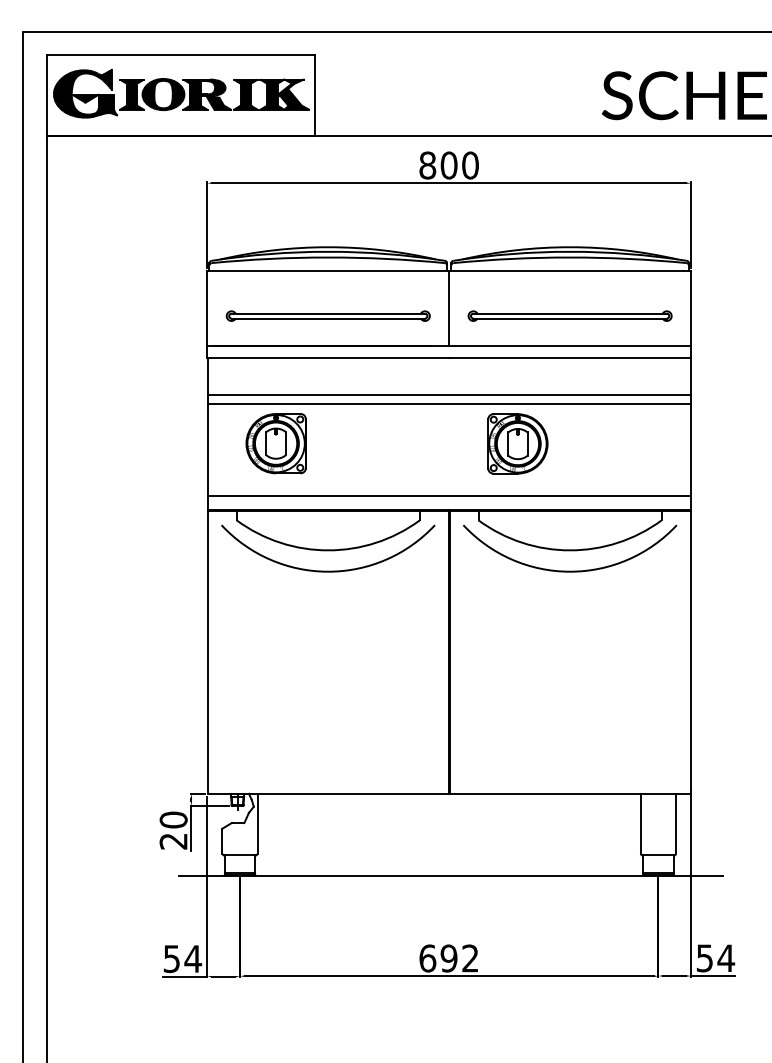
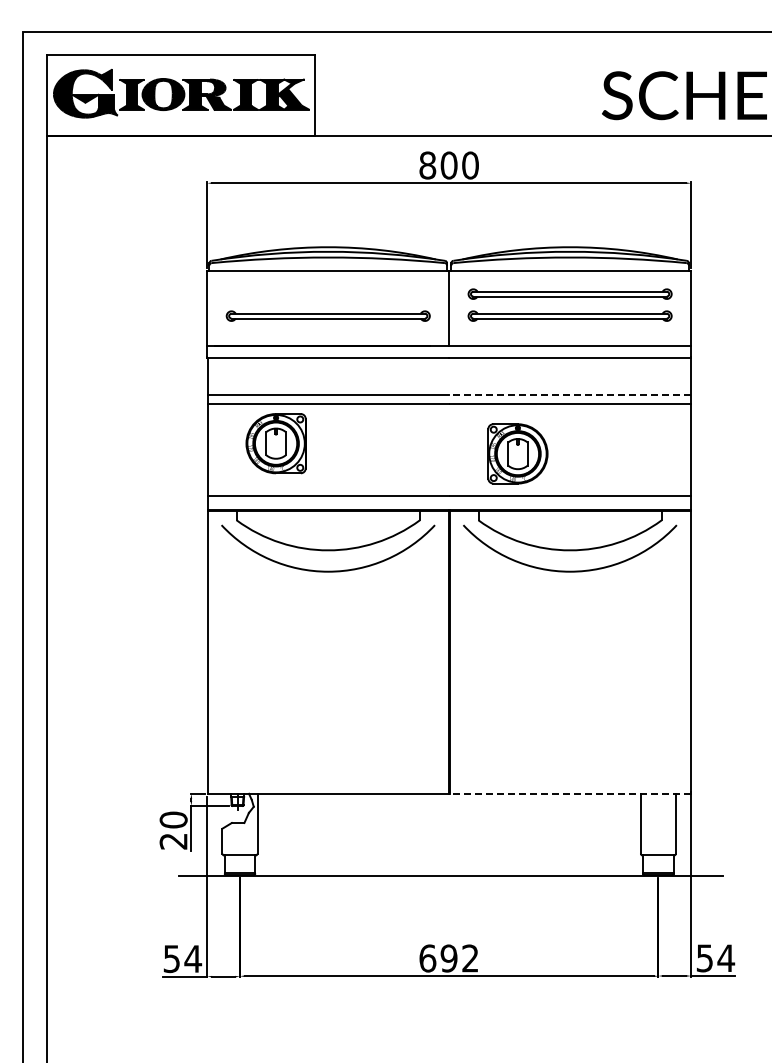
part: none -> present (569, 293)
line: solid -> dashed (570, 394)
part position: (517, 443) -> (517, 453) (517, 453)
line: solid -> dashed (570, 793)
